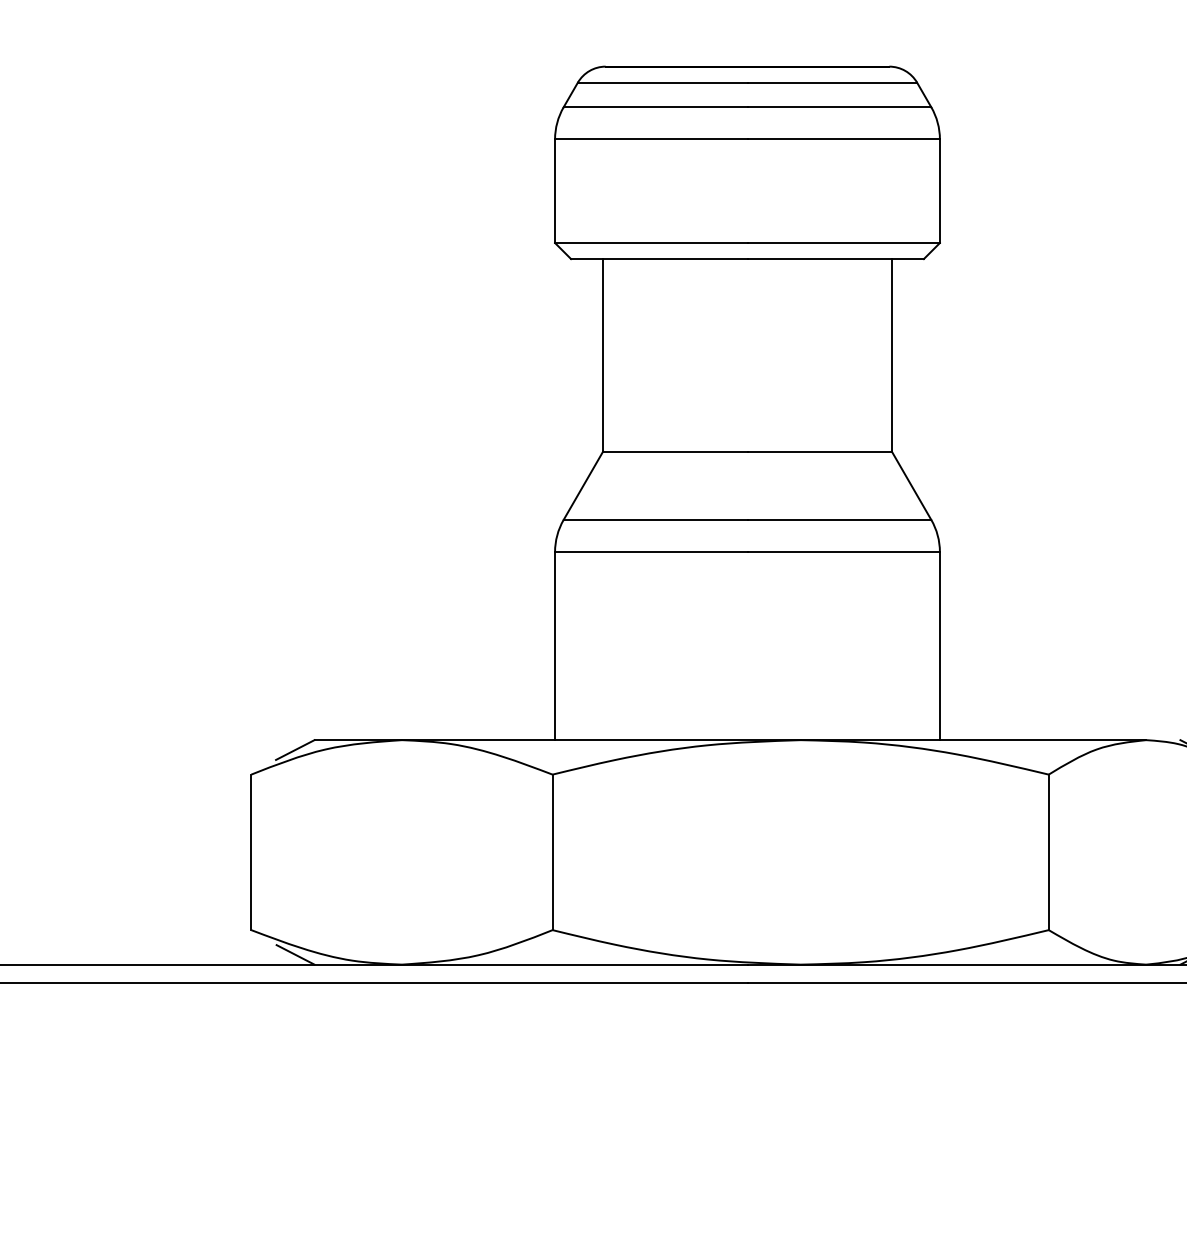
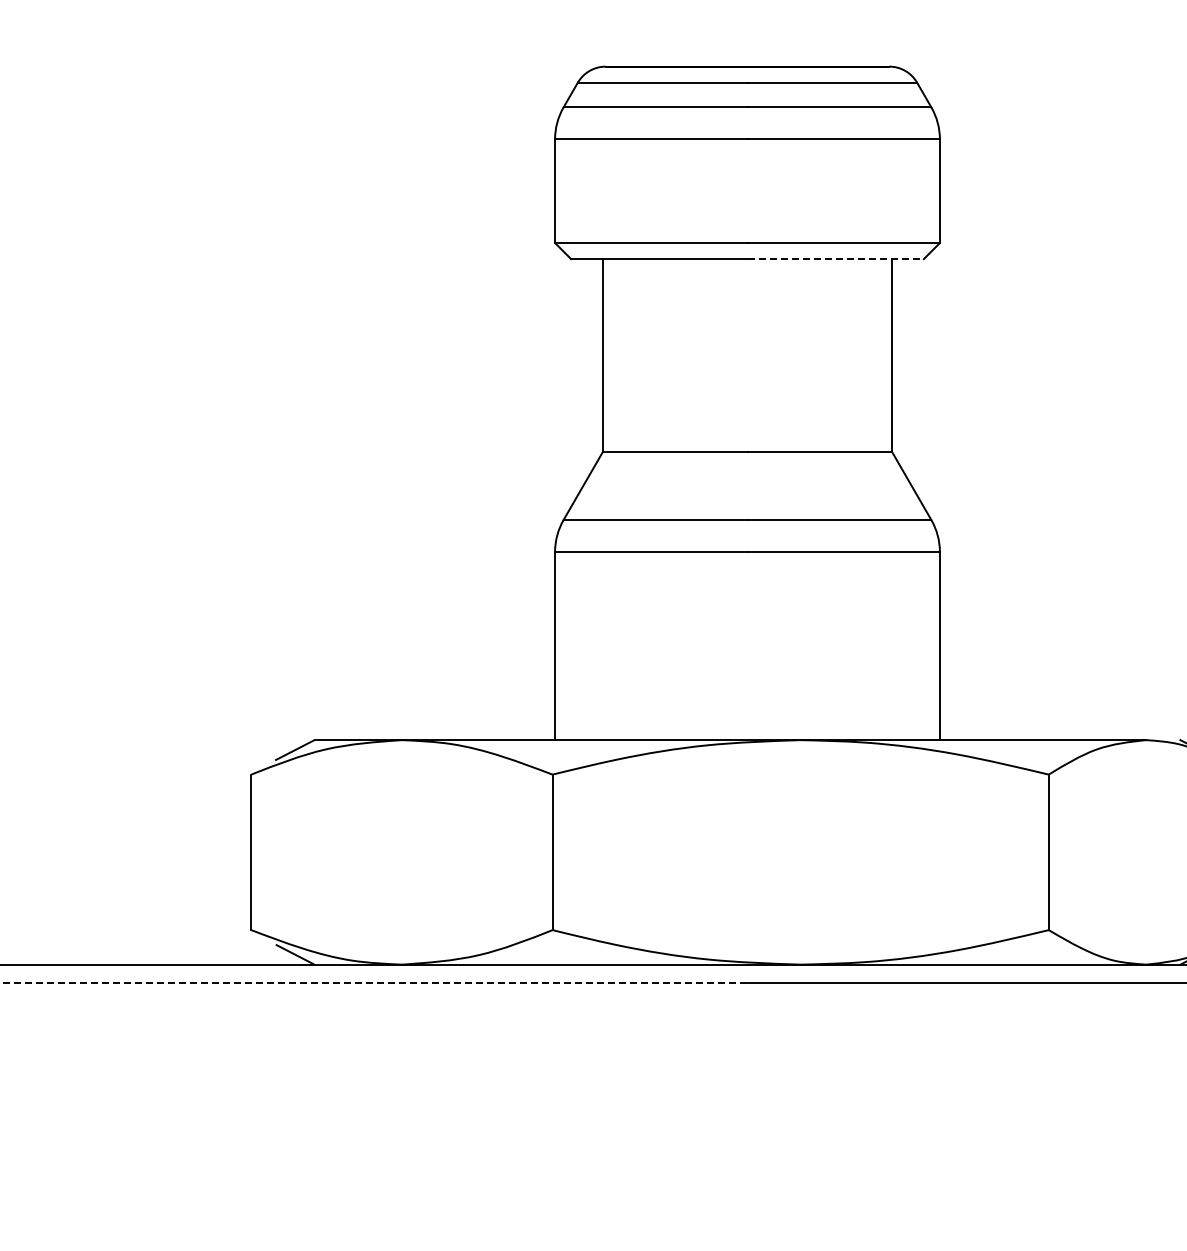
line: solid -> dashed (836, 259)
line: solid -> dashed (374, 983)
